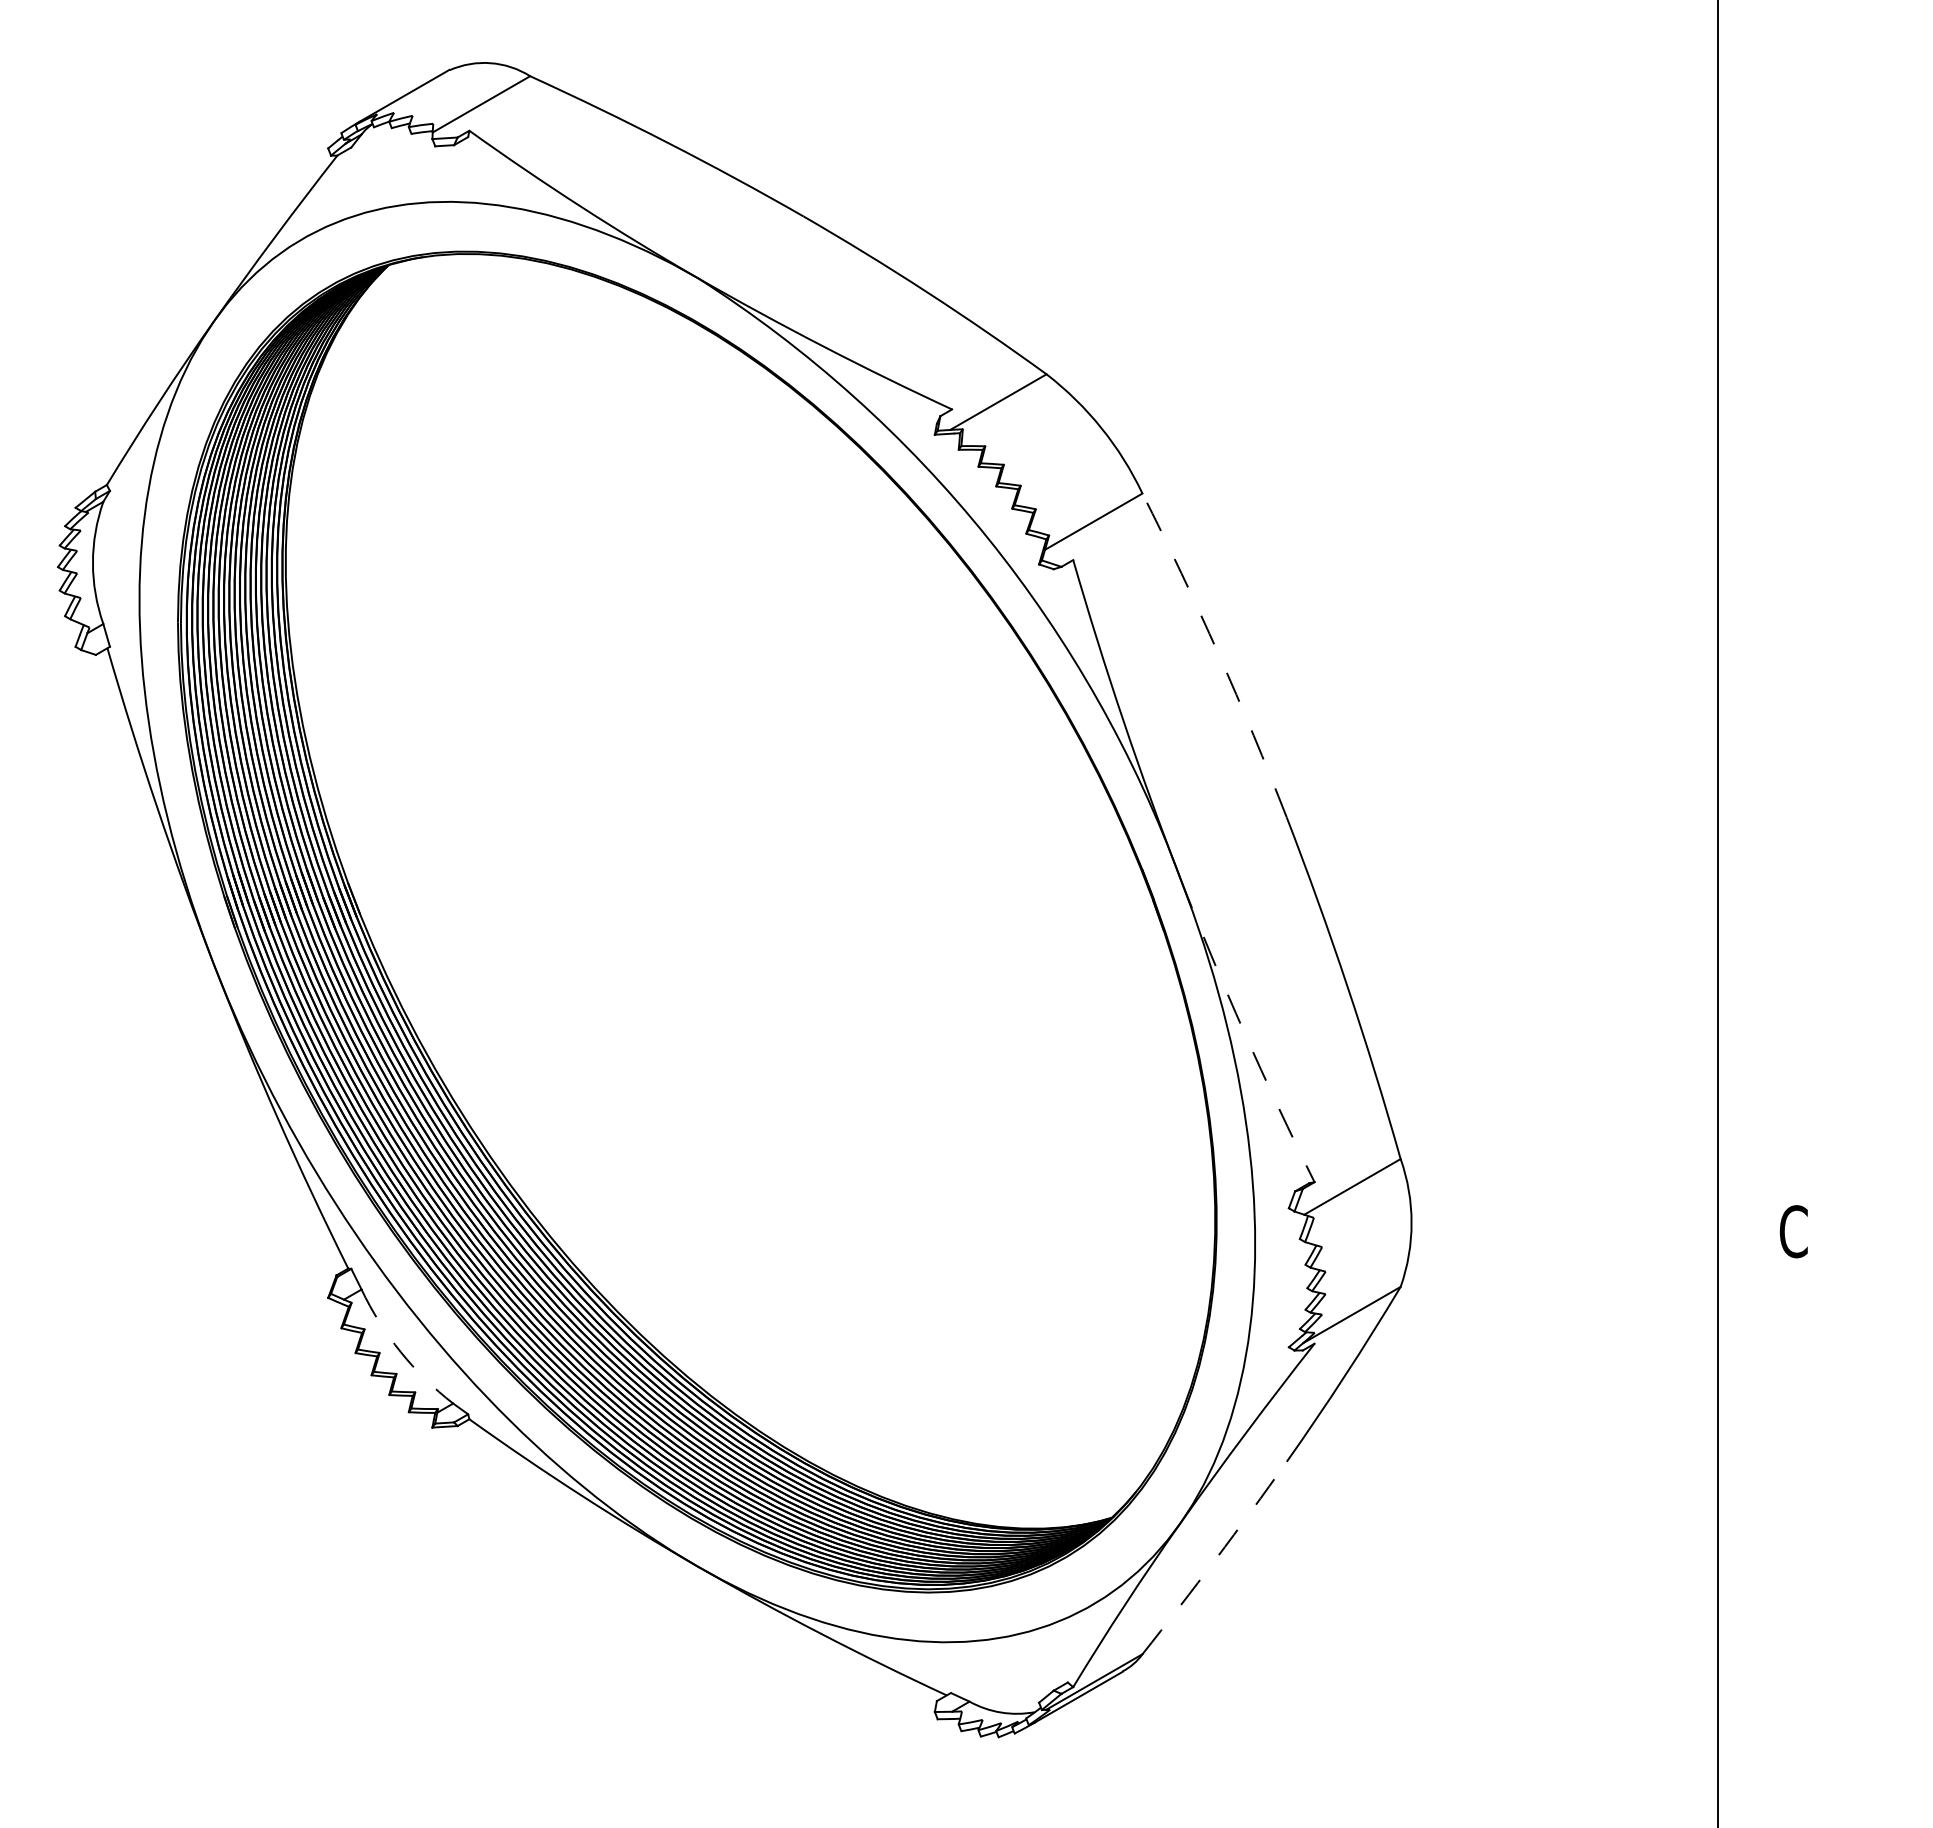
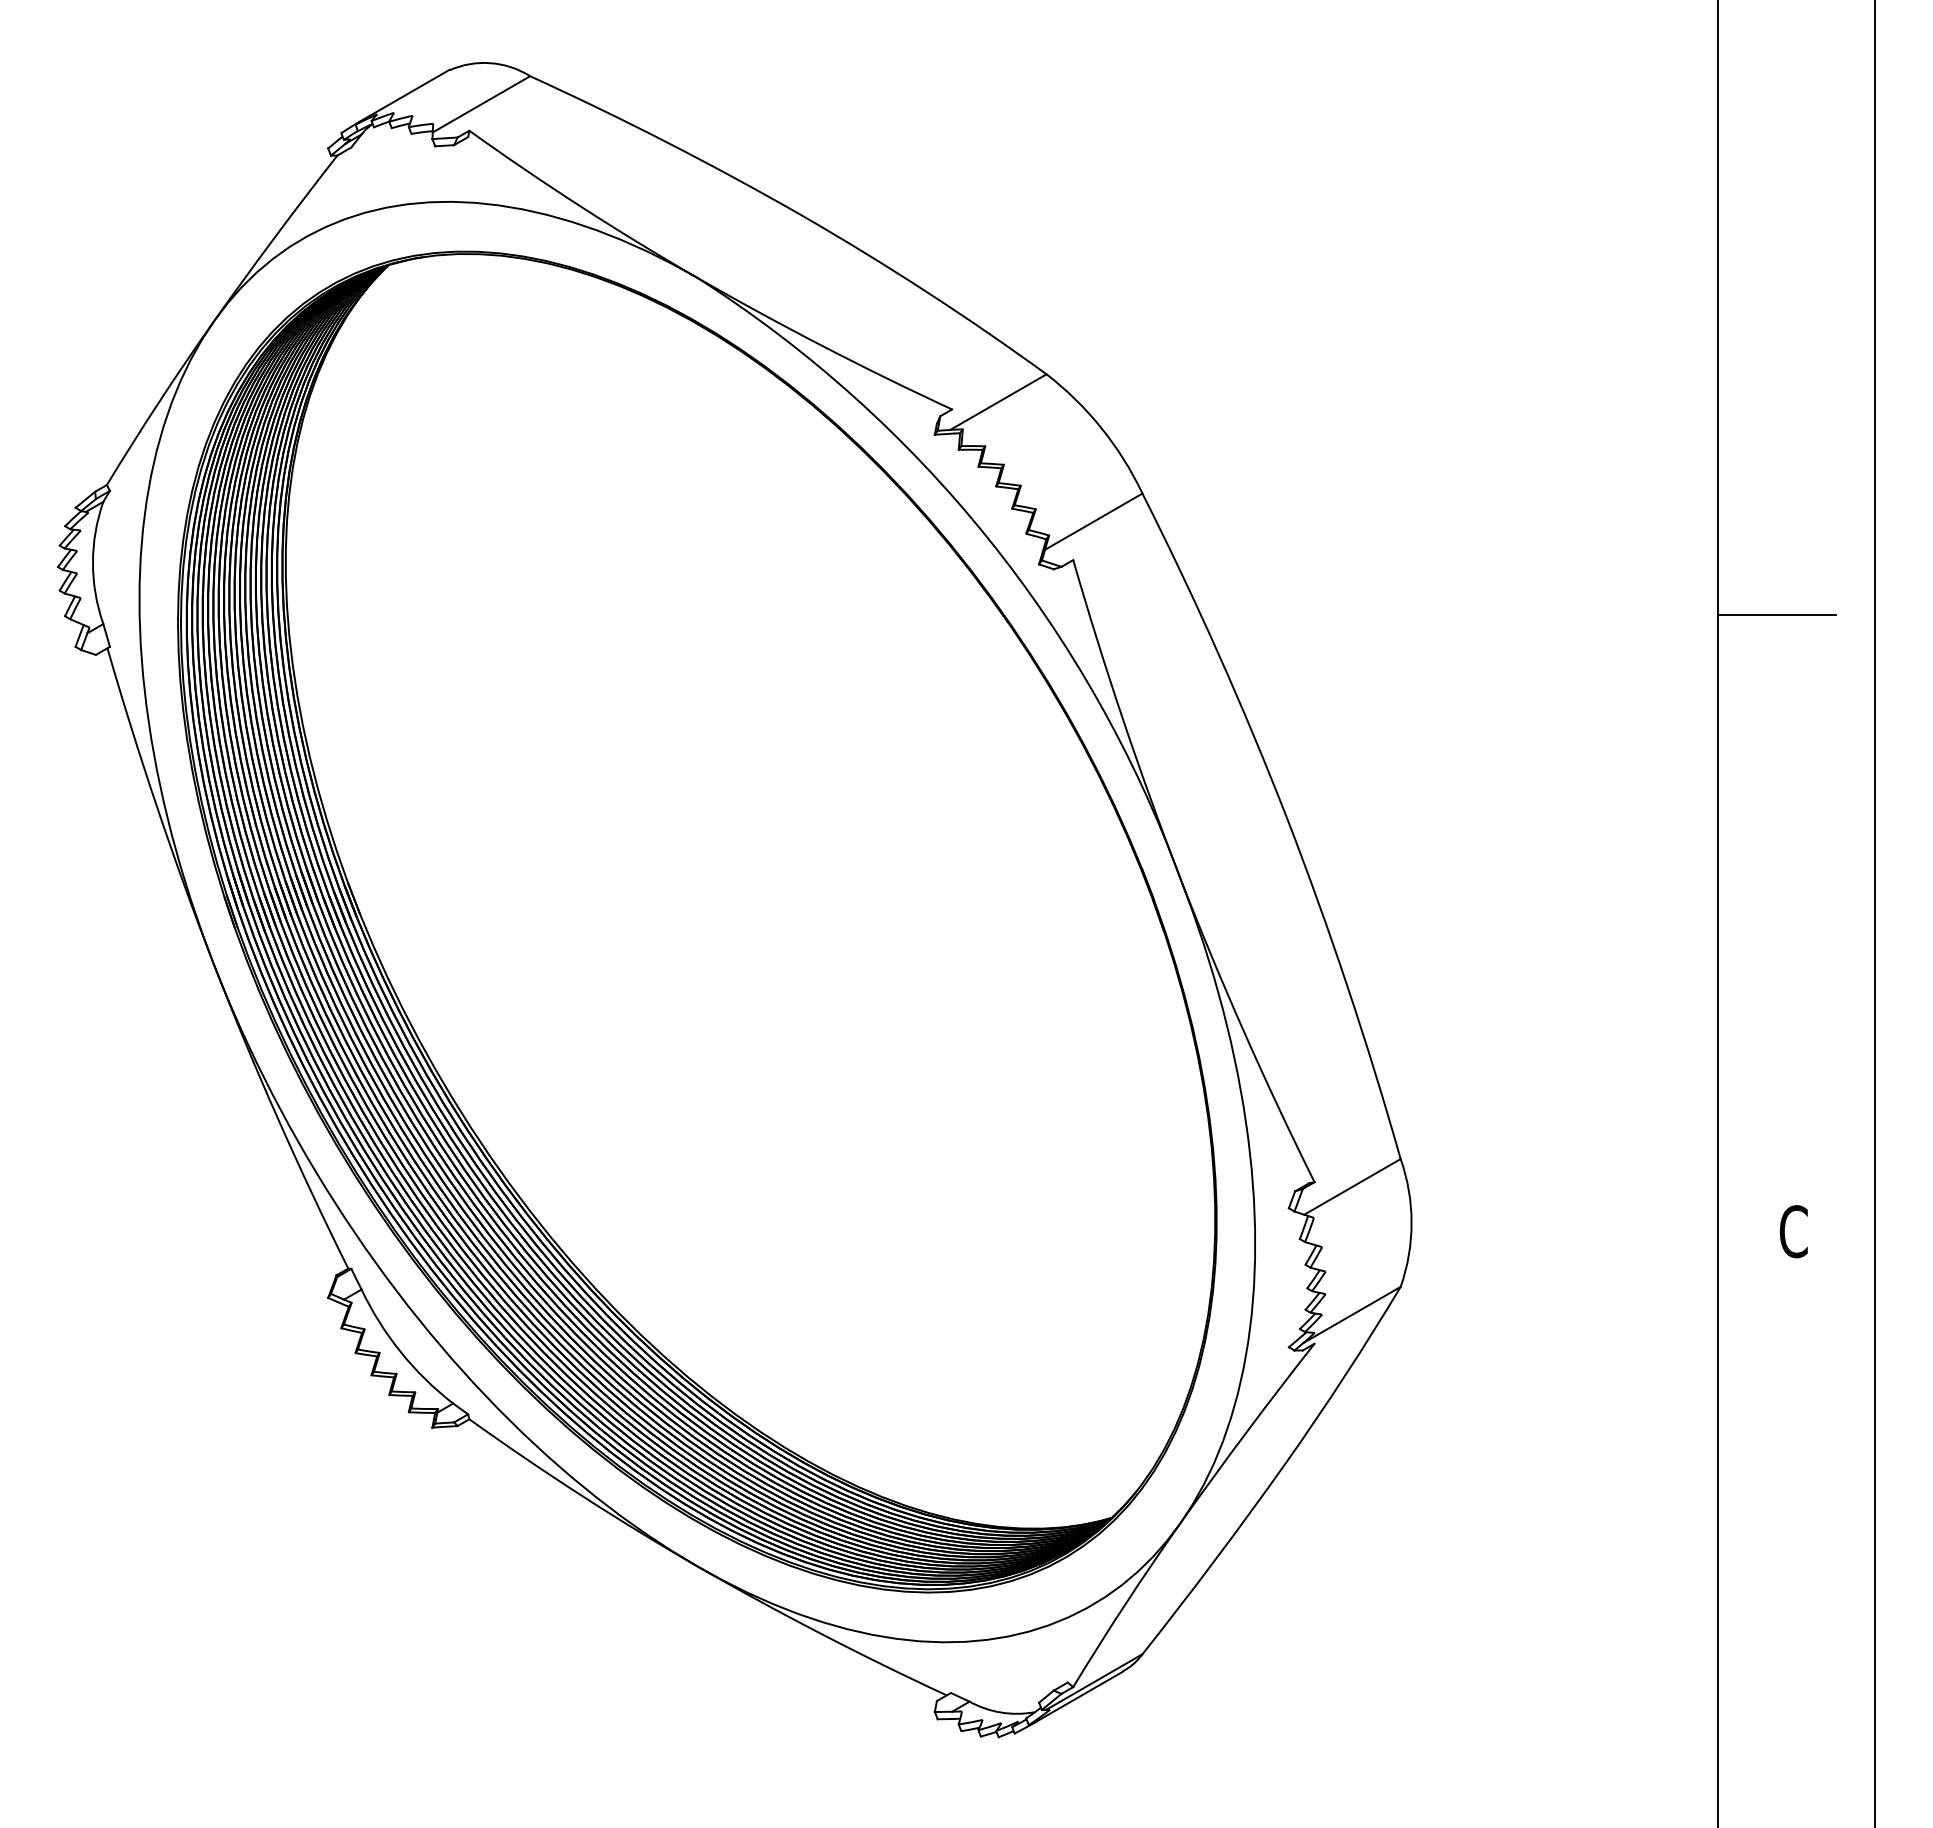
line: none -> present (1776, 614)
arc: dashed -> solid (1218, 653)
line: none -> present (1875, 913)
arc: dashed -> solid (1244, 1032)
arc: dashed -> solid (400, 1351)
arc: dashed -> solid (1215, 1559)
